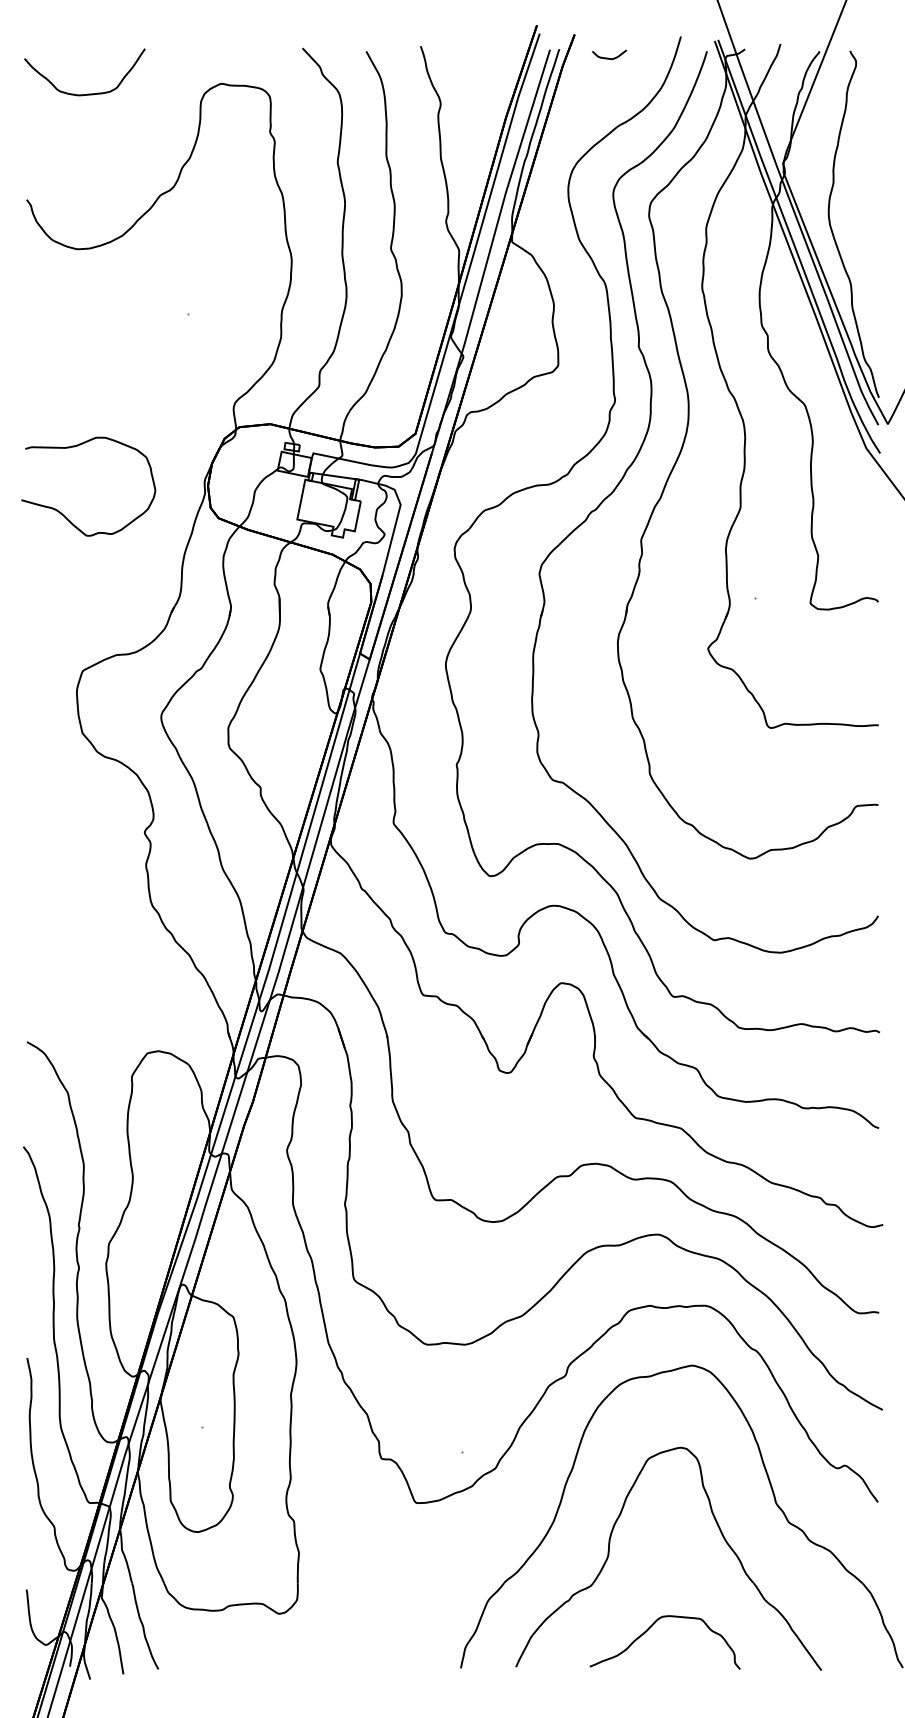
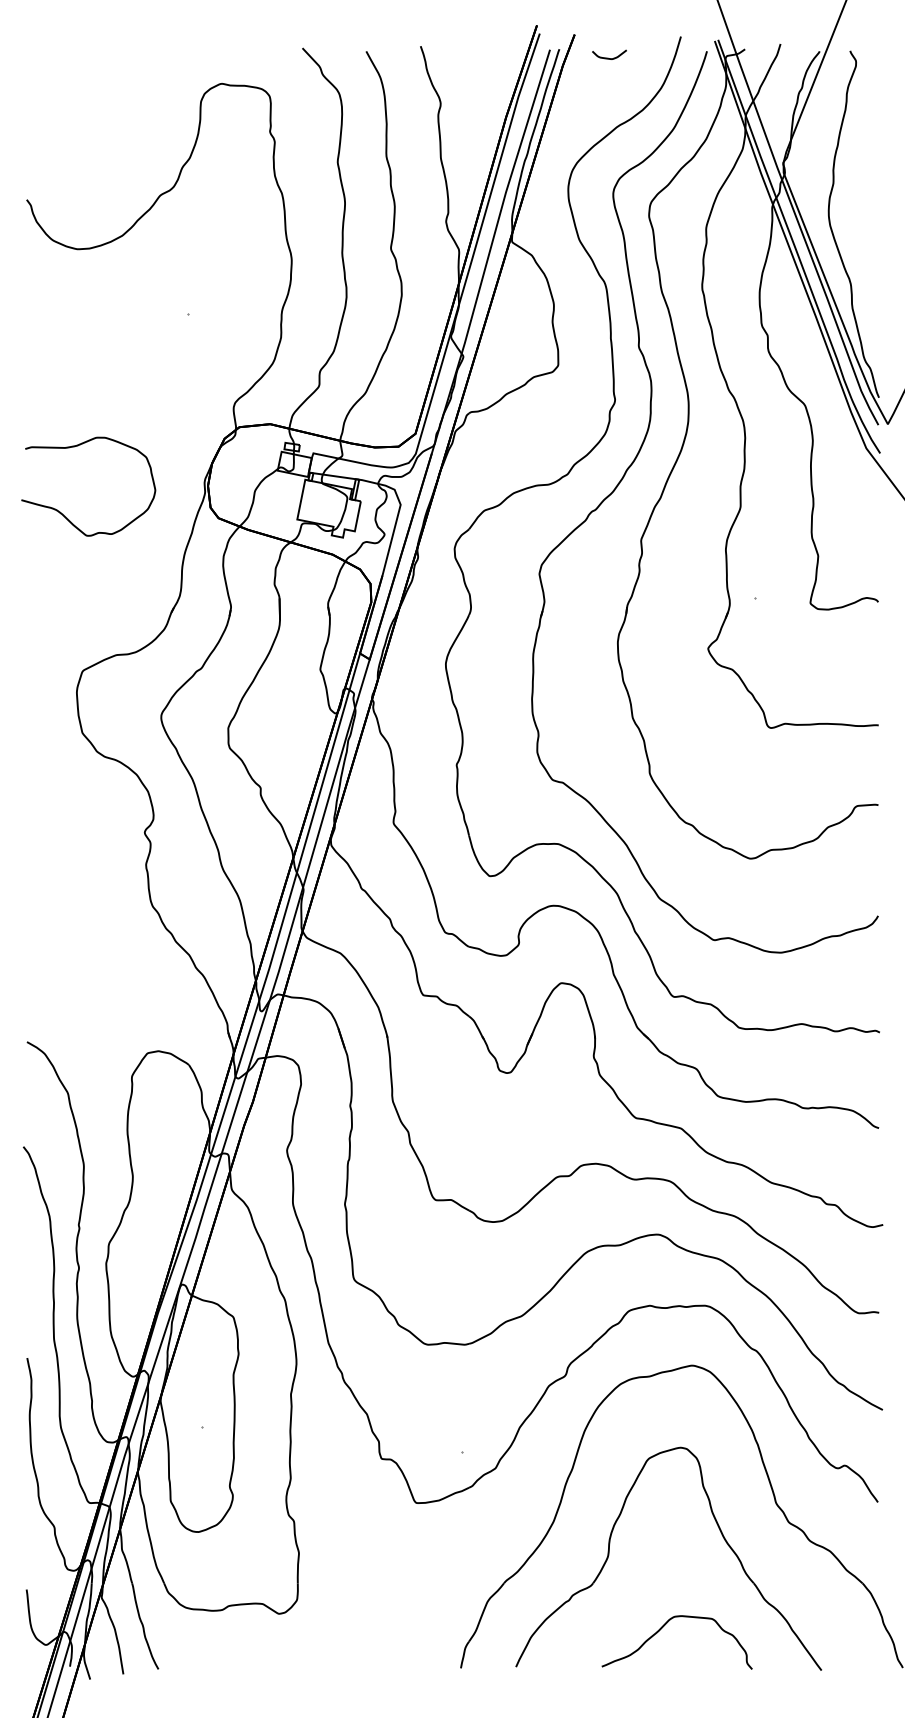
curve: present -> none (87, 93)
curve position: (650, 1628) -> (662, 1628) (662, 1628)
